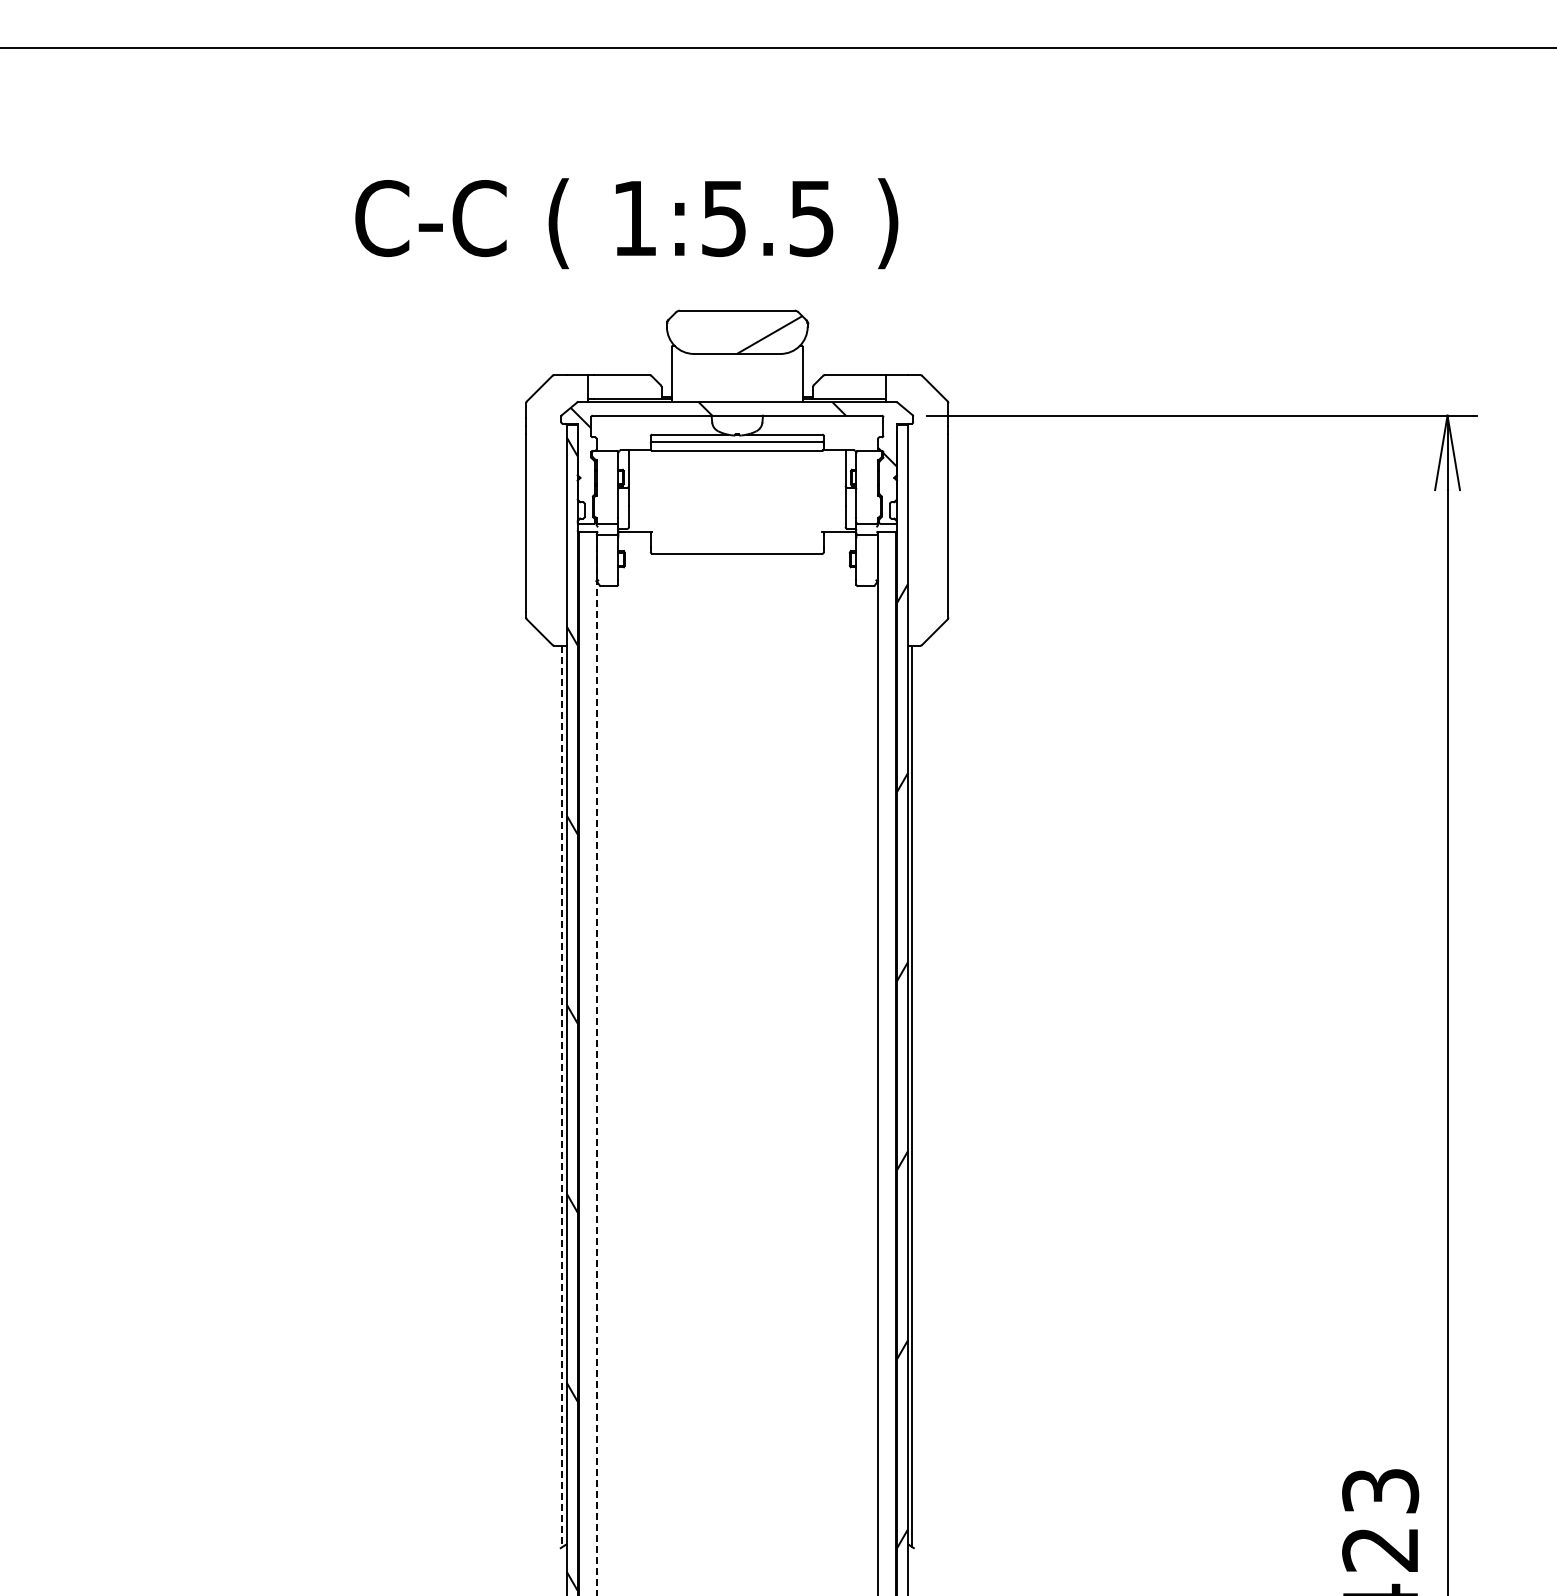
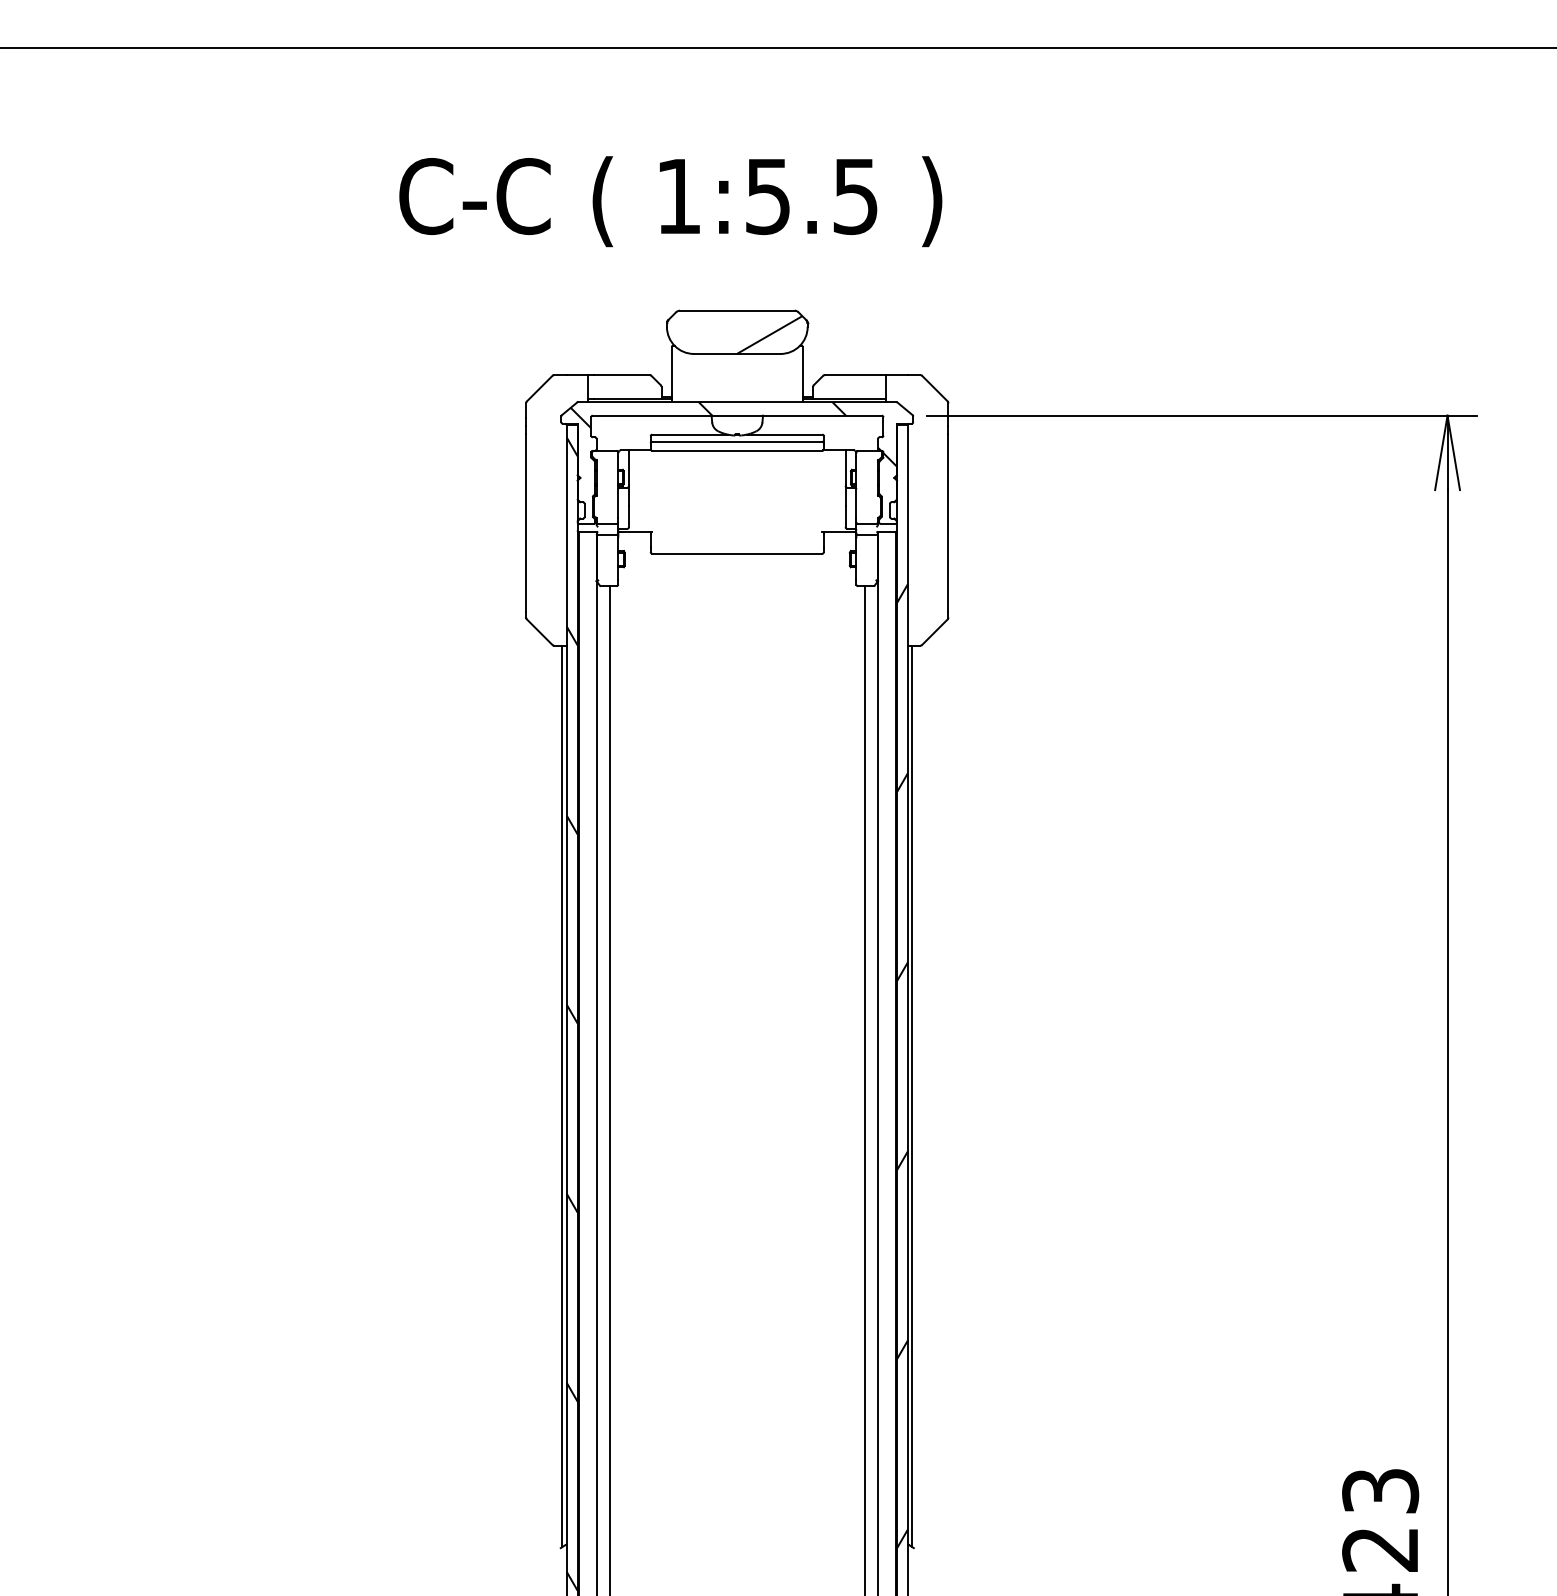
text position: (626, 223) -> (670, 201) (670, 201)
line: dashed -> solid (596, 1064)
line: none -> present (610, 1089)
line: none -> present (864, 1089)
line: dashed -> solid (562, 1096)
